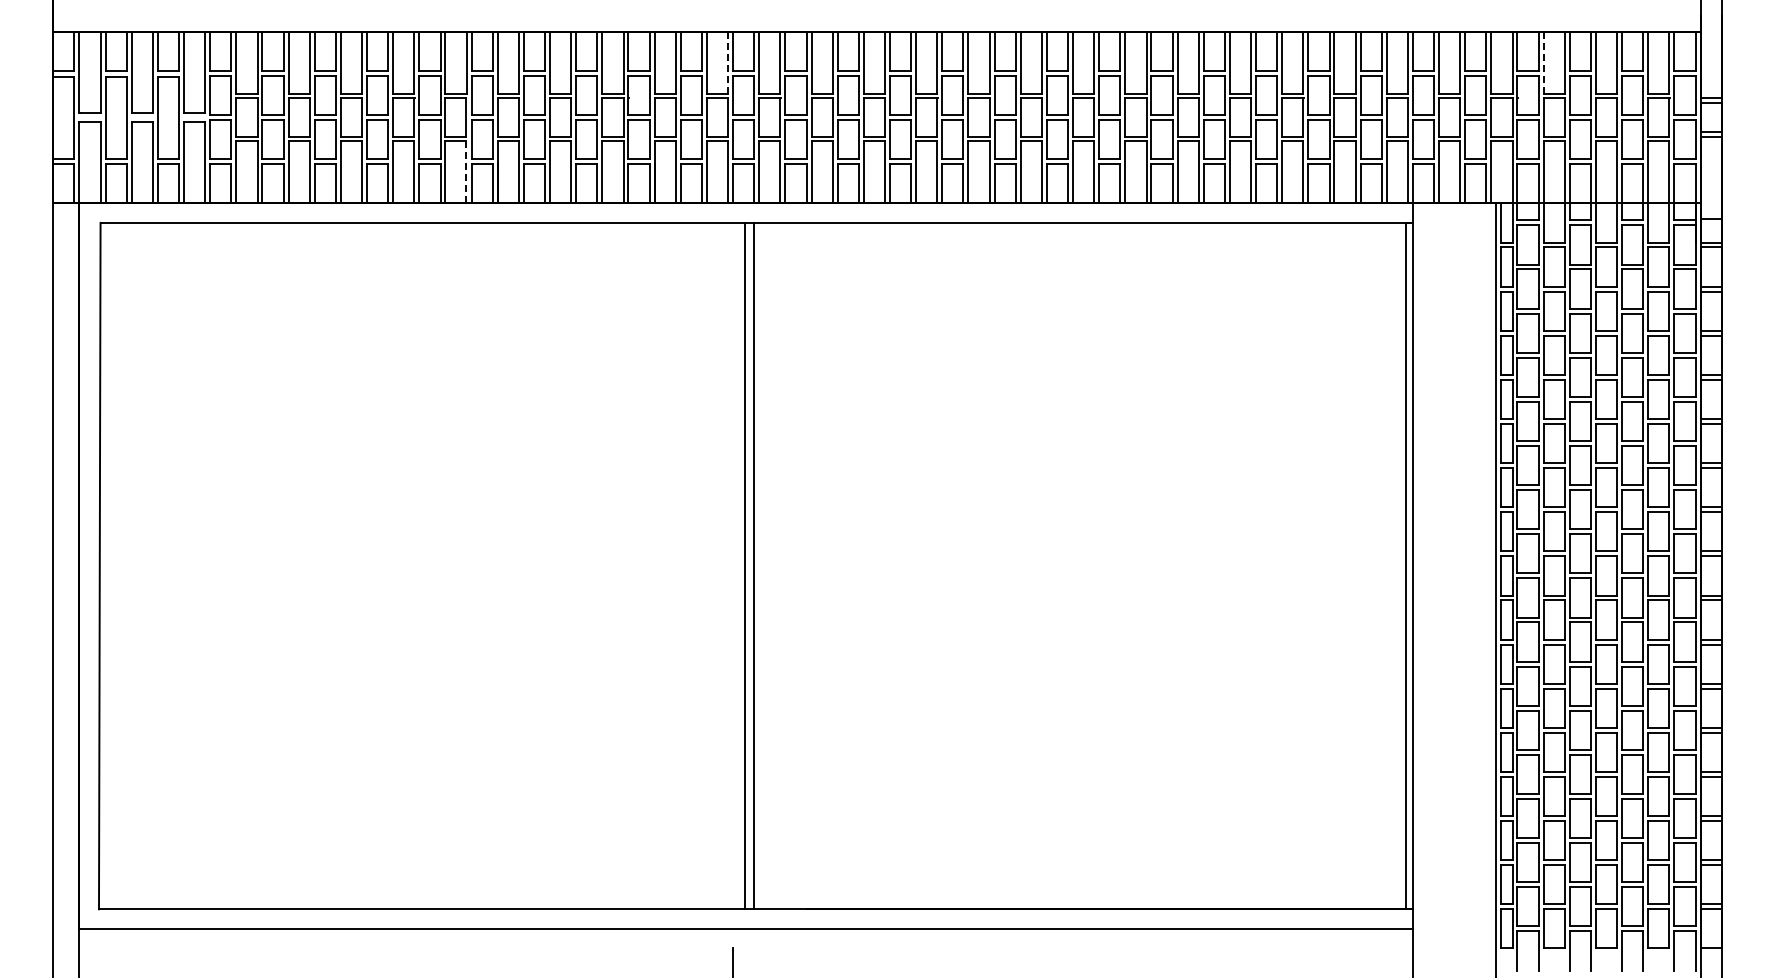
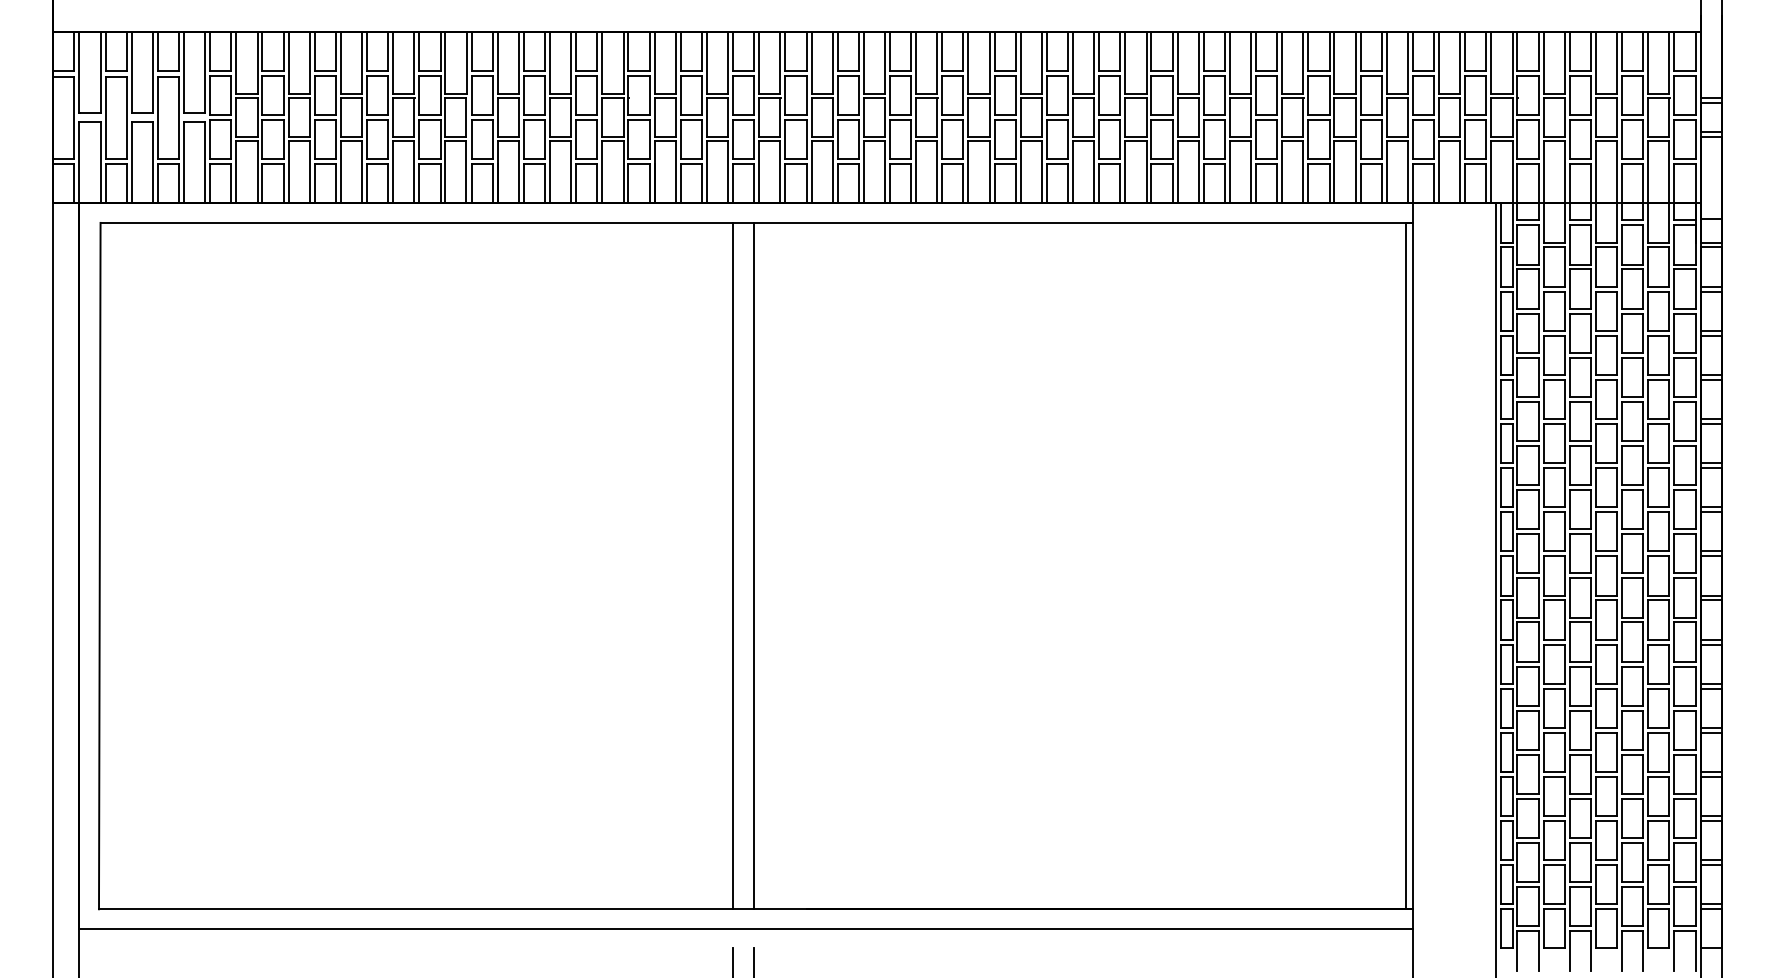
line: dashed -> solid (728, 62)
line: dashed -> solid (1543, 63)
line: dashed -> solid (466, 171)
line position: (745, 565) -> (733, 565) (733, 565)
line: none -> present (754, 961)
